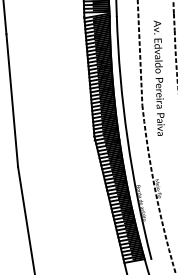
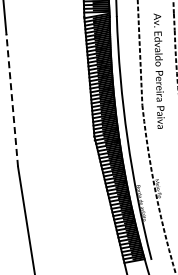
text position: (158, 77) -> (158, 70) (158, 70)
line: solid -> dashed (12, 100)
